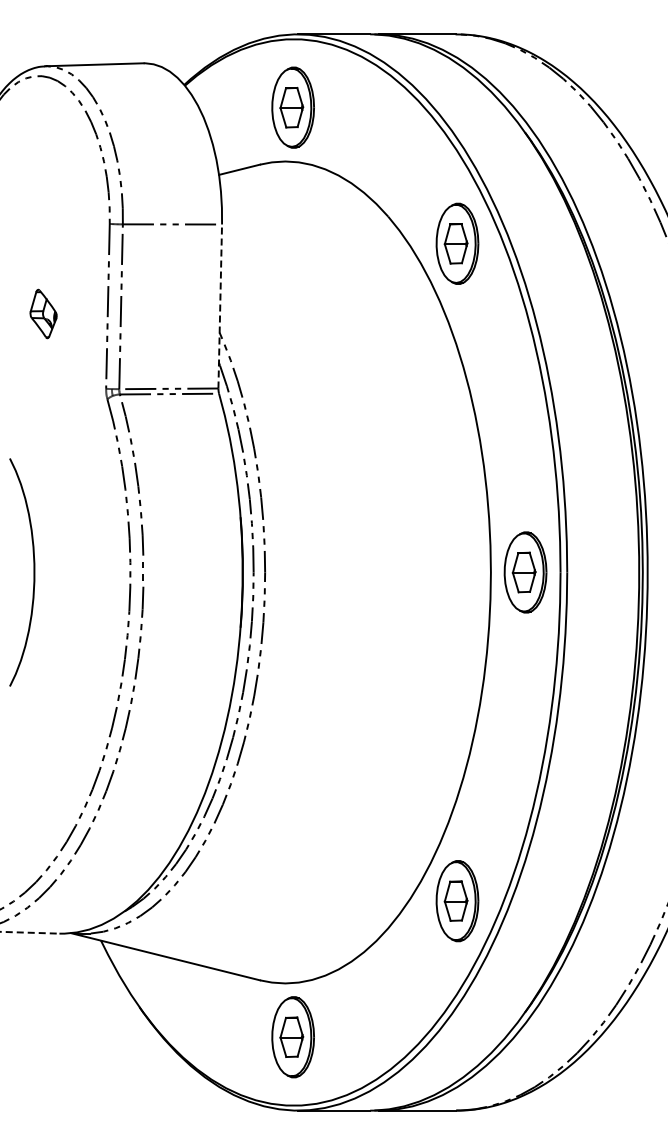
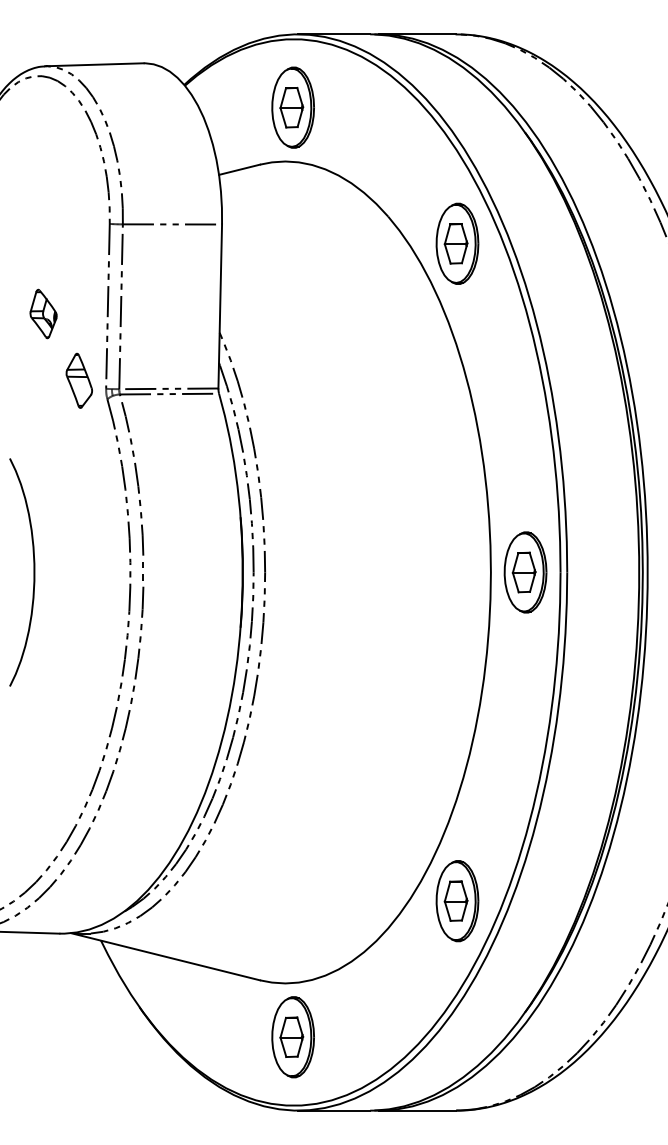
line: dashed -> solid (220, 306)
part: none -> present (78, 380)
line: dashed -> solid (30, 932)
